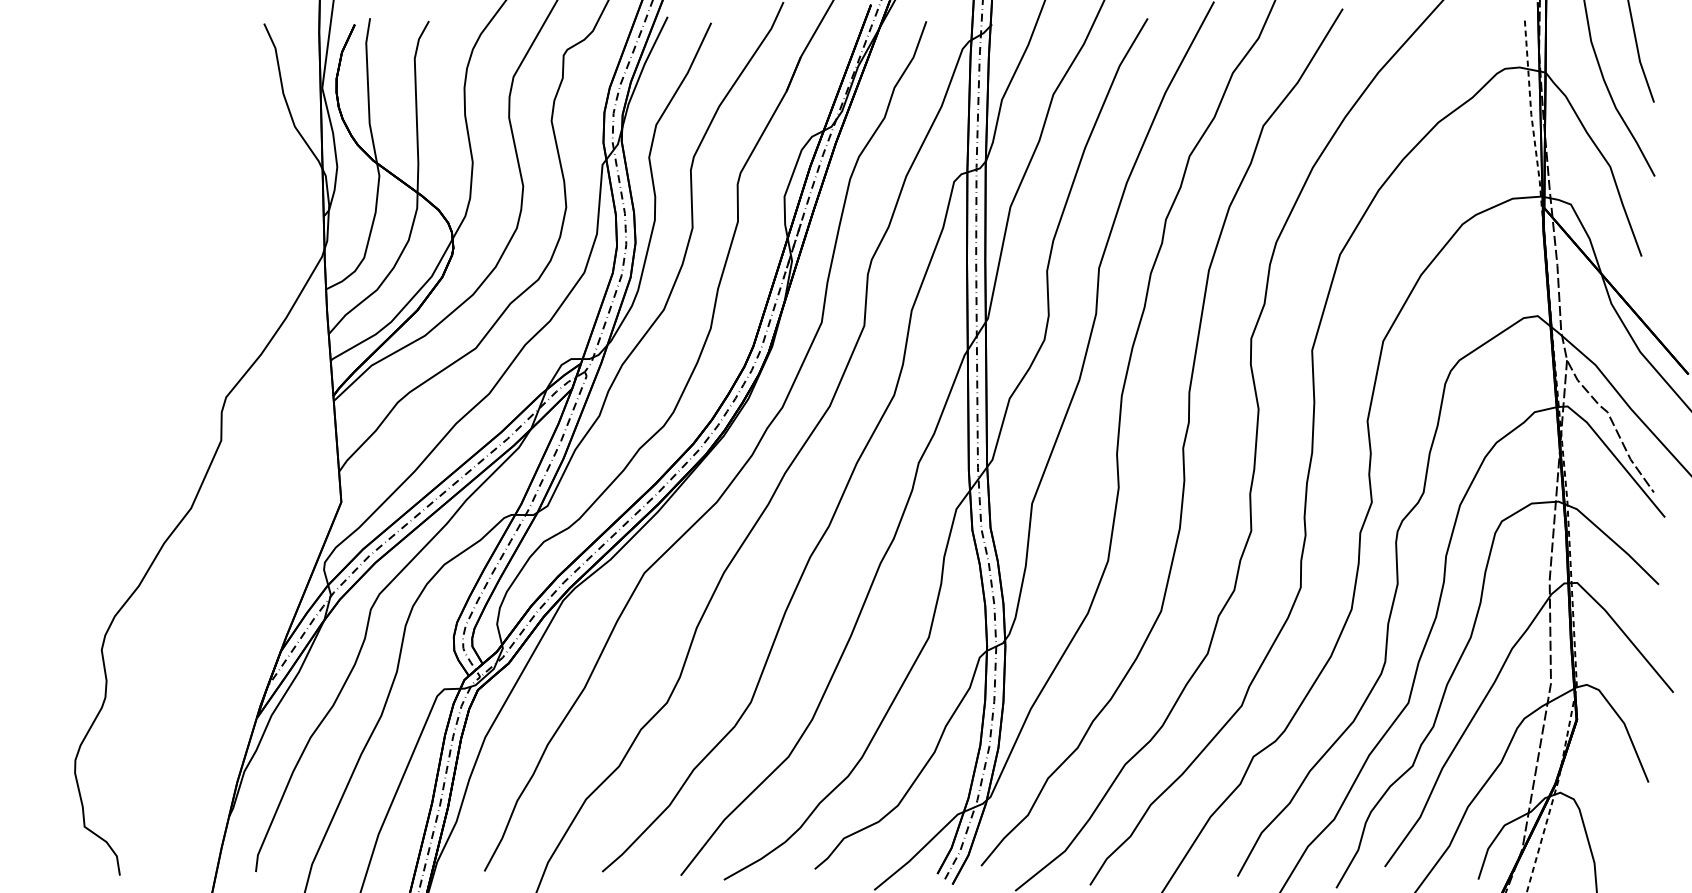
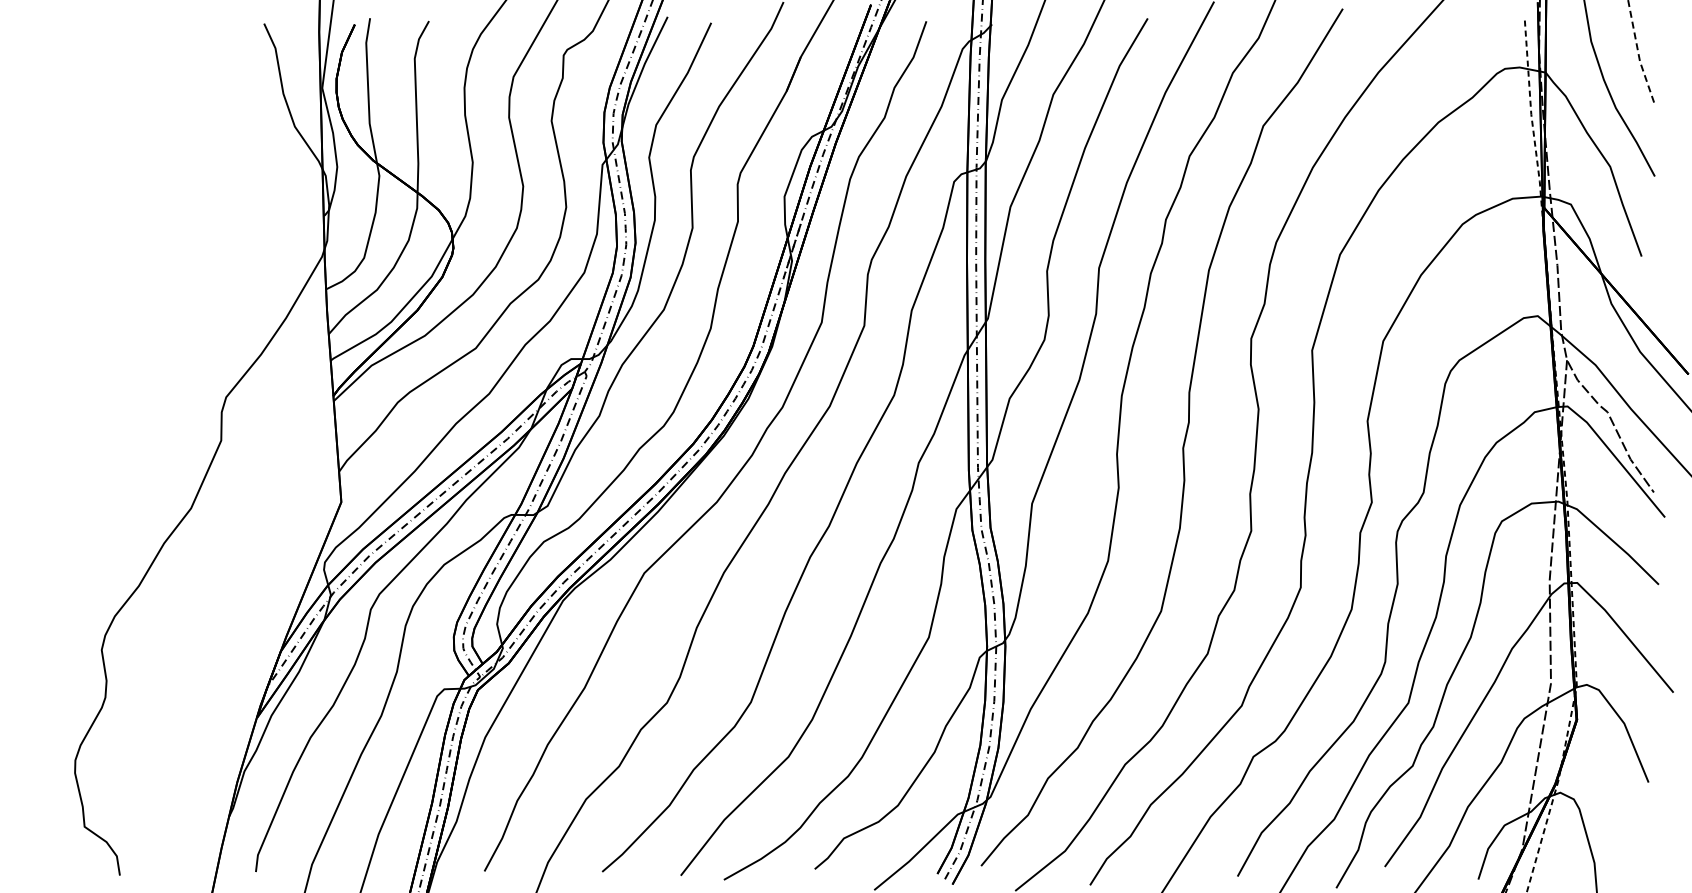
line: solid -> dashed (1638, 53)
